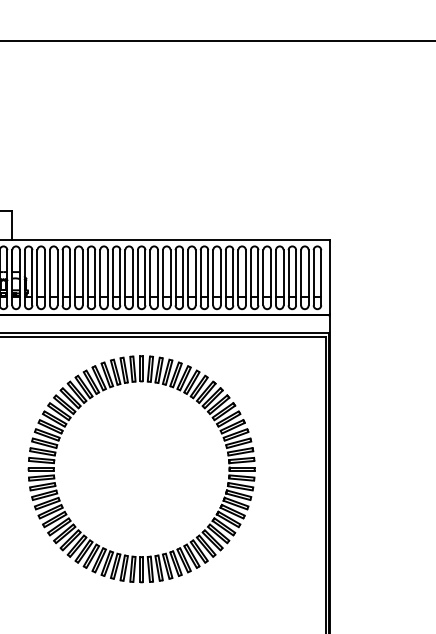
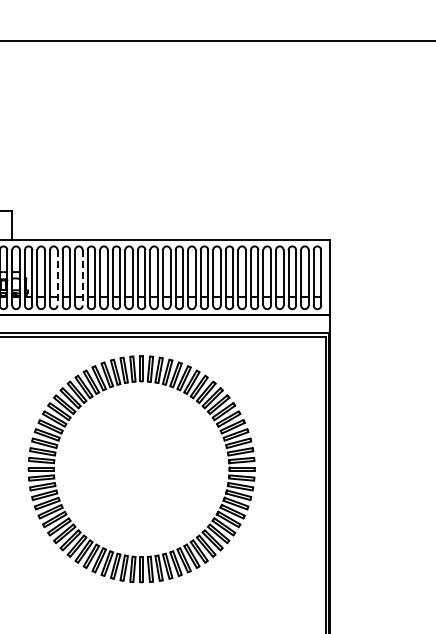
line: solid -> dashed (57, 277)
line: solid -> dashed (82, 277)
